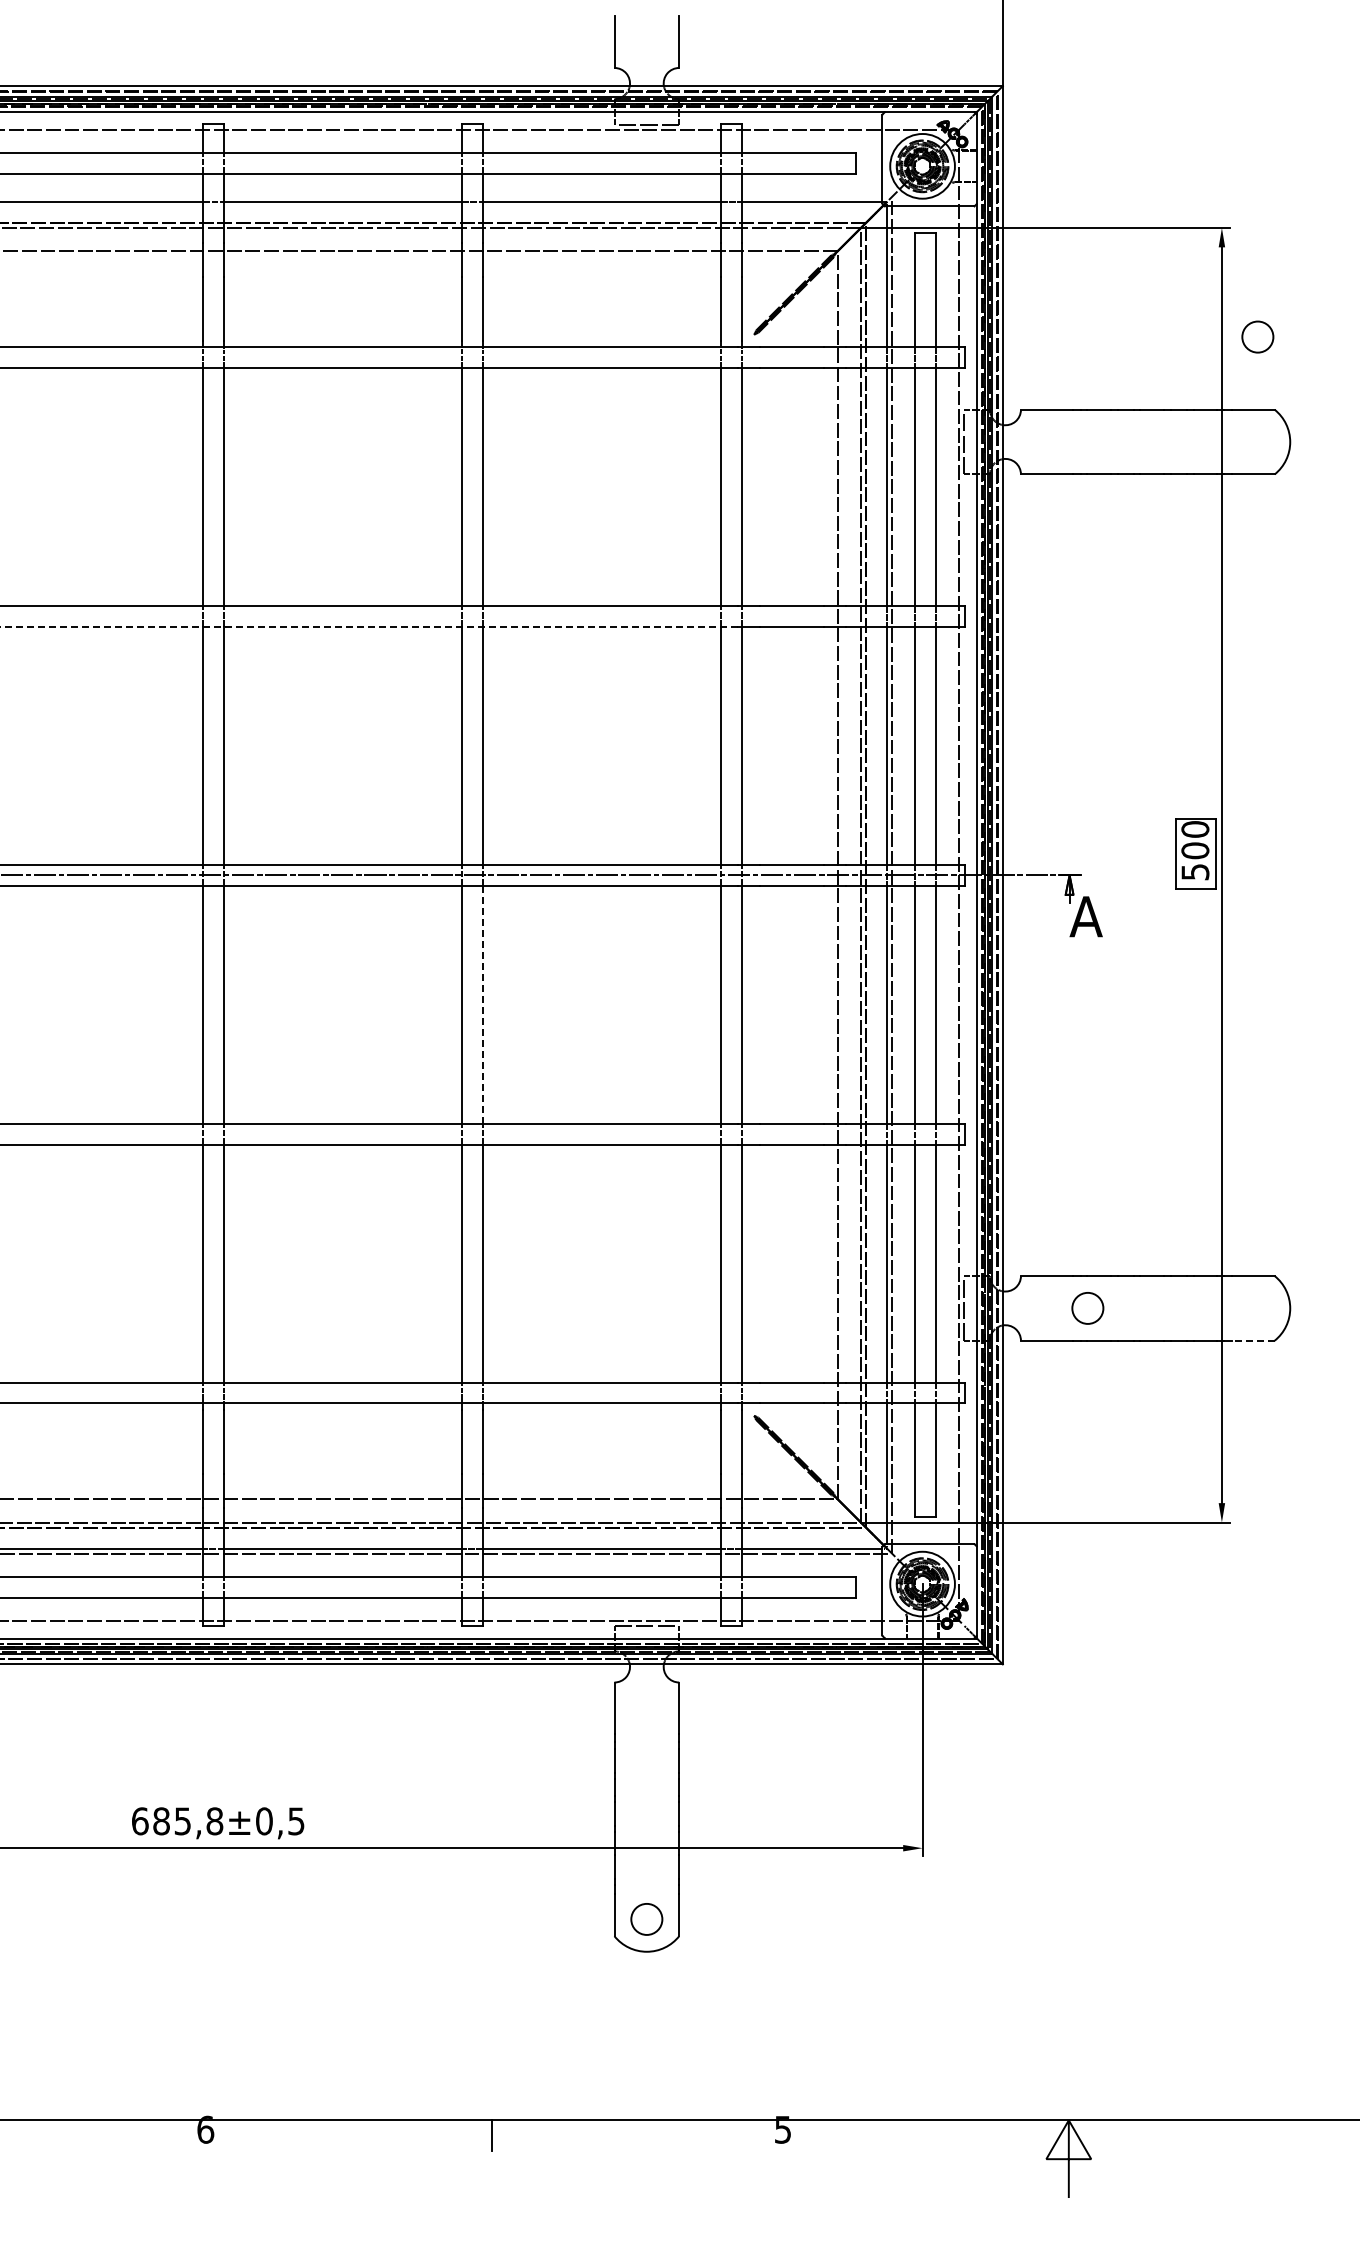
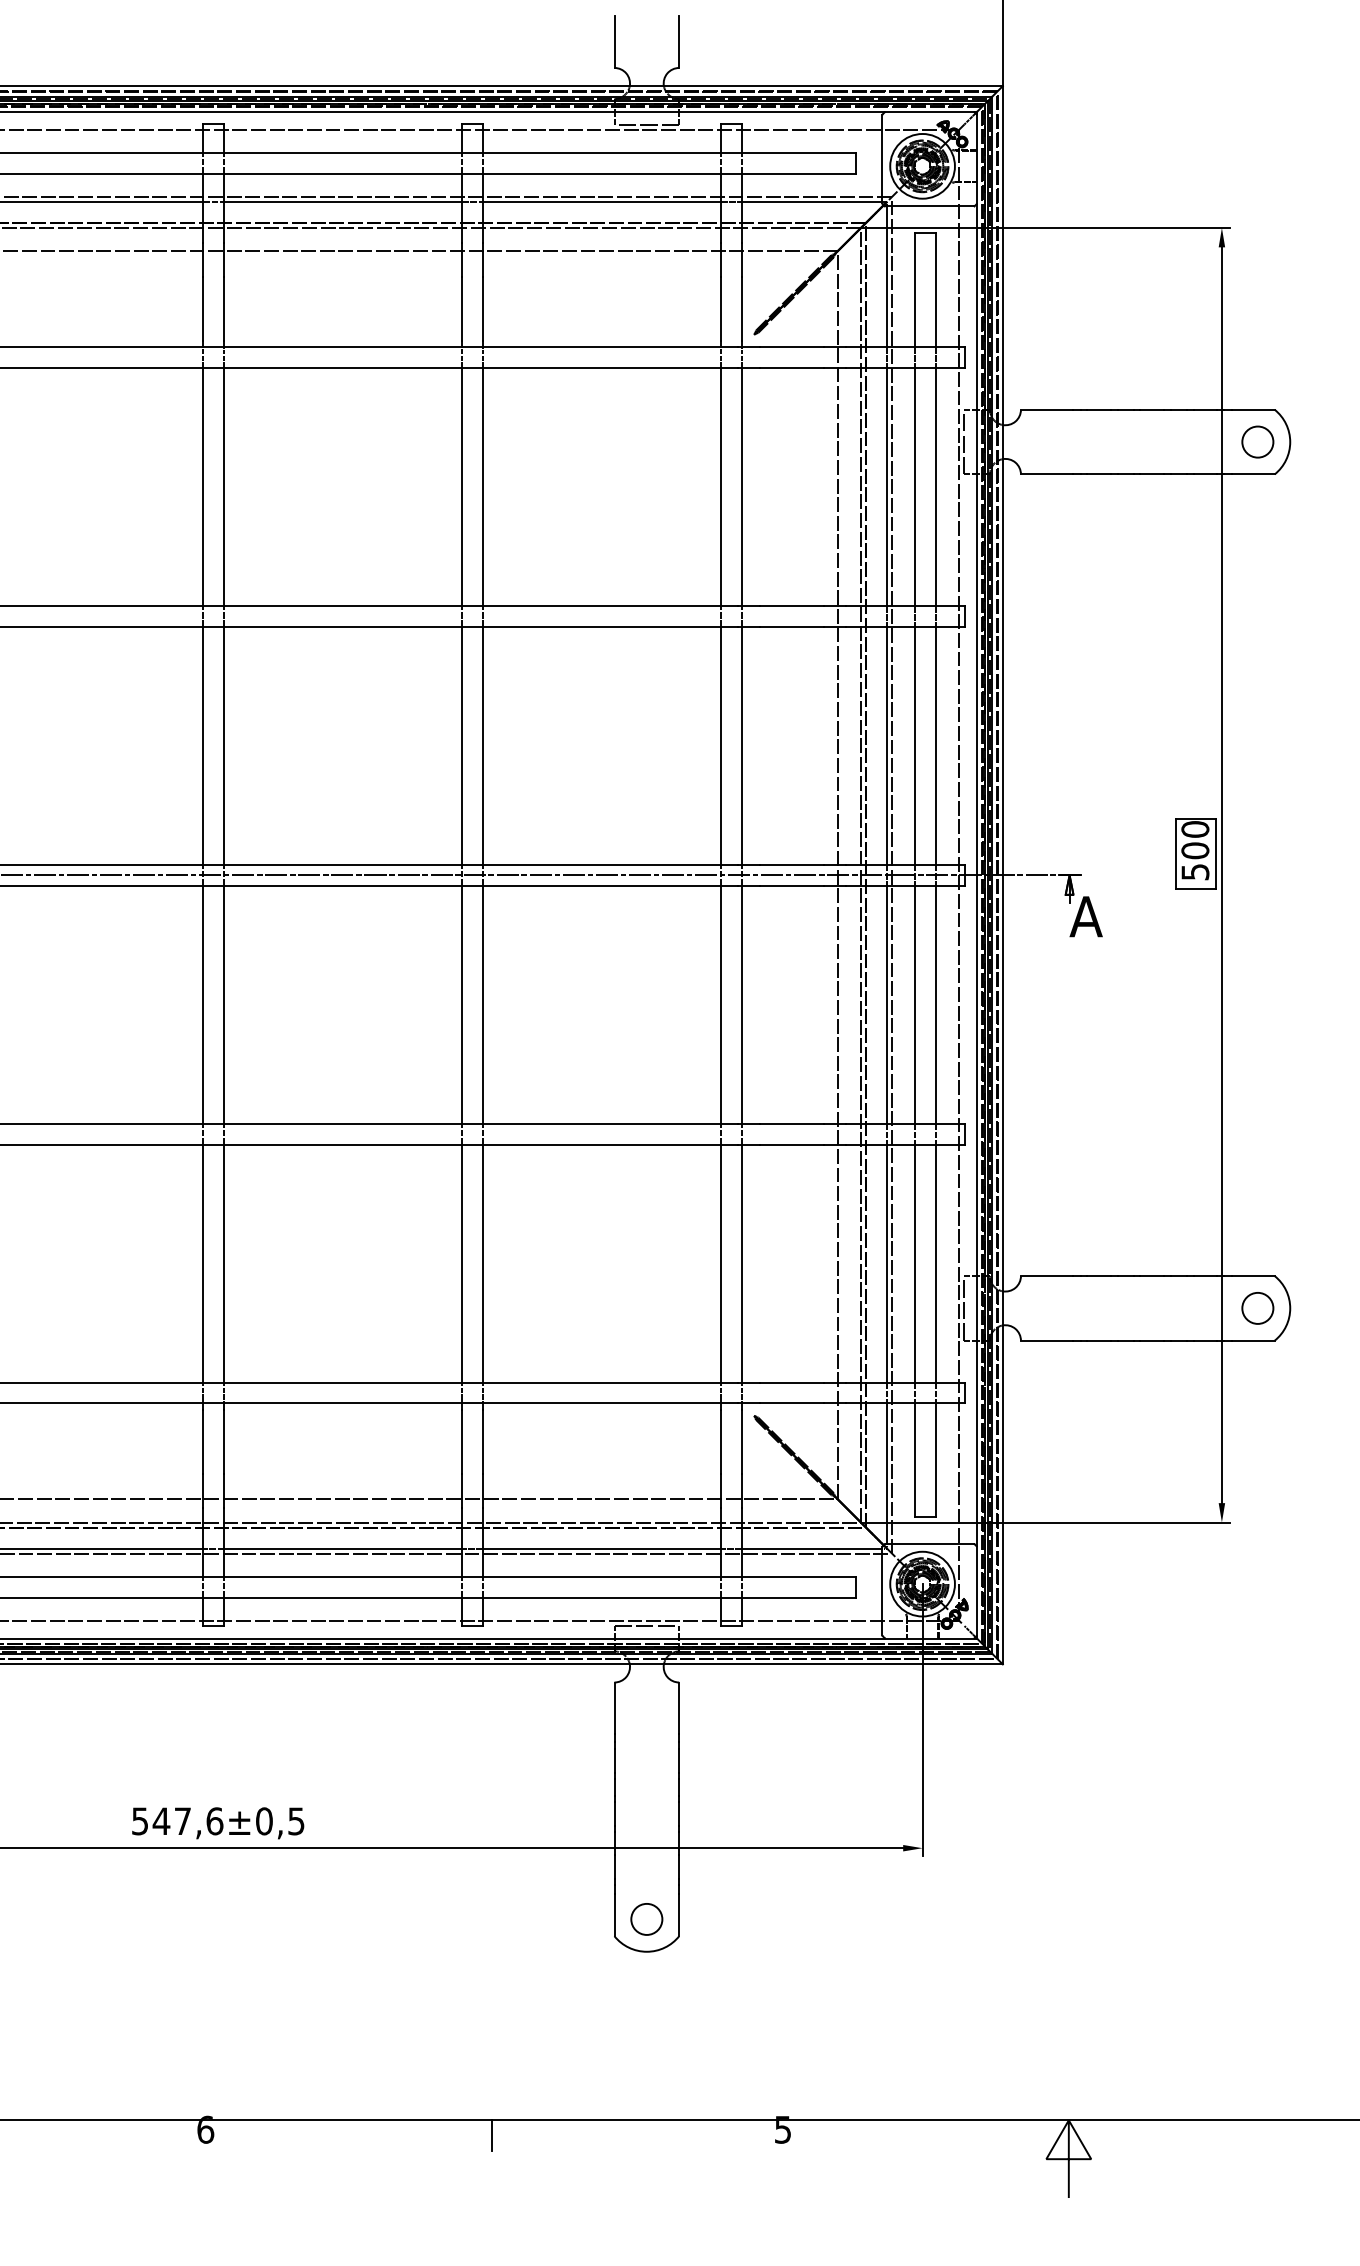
line: none -> present (447, 196)
circle position: (1257, 336) -> (1257, 441) (1257, 441)
line: dashed -> solid (369, 626)
line: dashed -> solid (482, 1004)
circle position: (1087, 1308) -> (1257, 1308) (1257, 1308)
line: dashed -> solid (1252, 1340)
text: 685,8 -> 547,6 (177, 1821)
